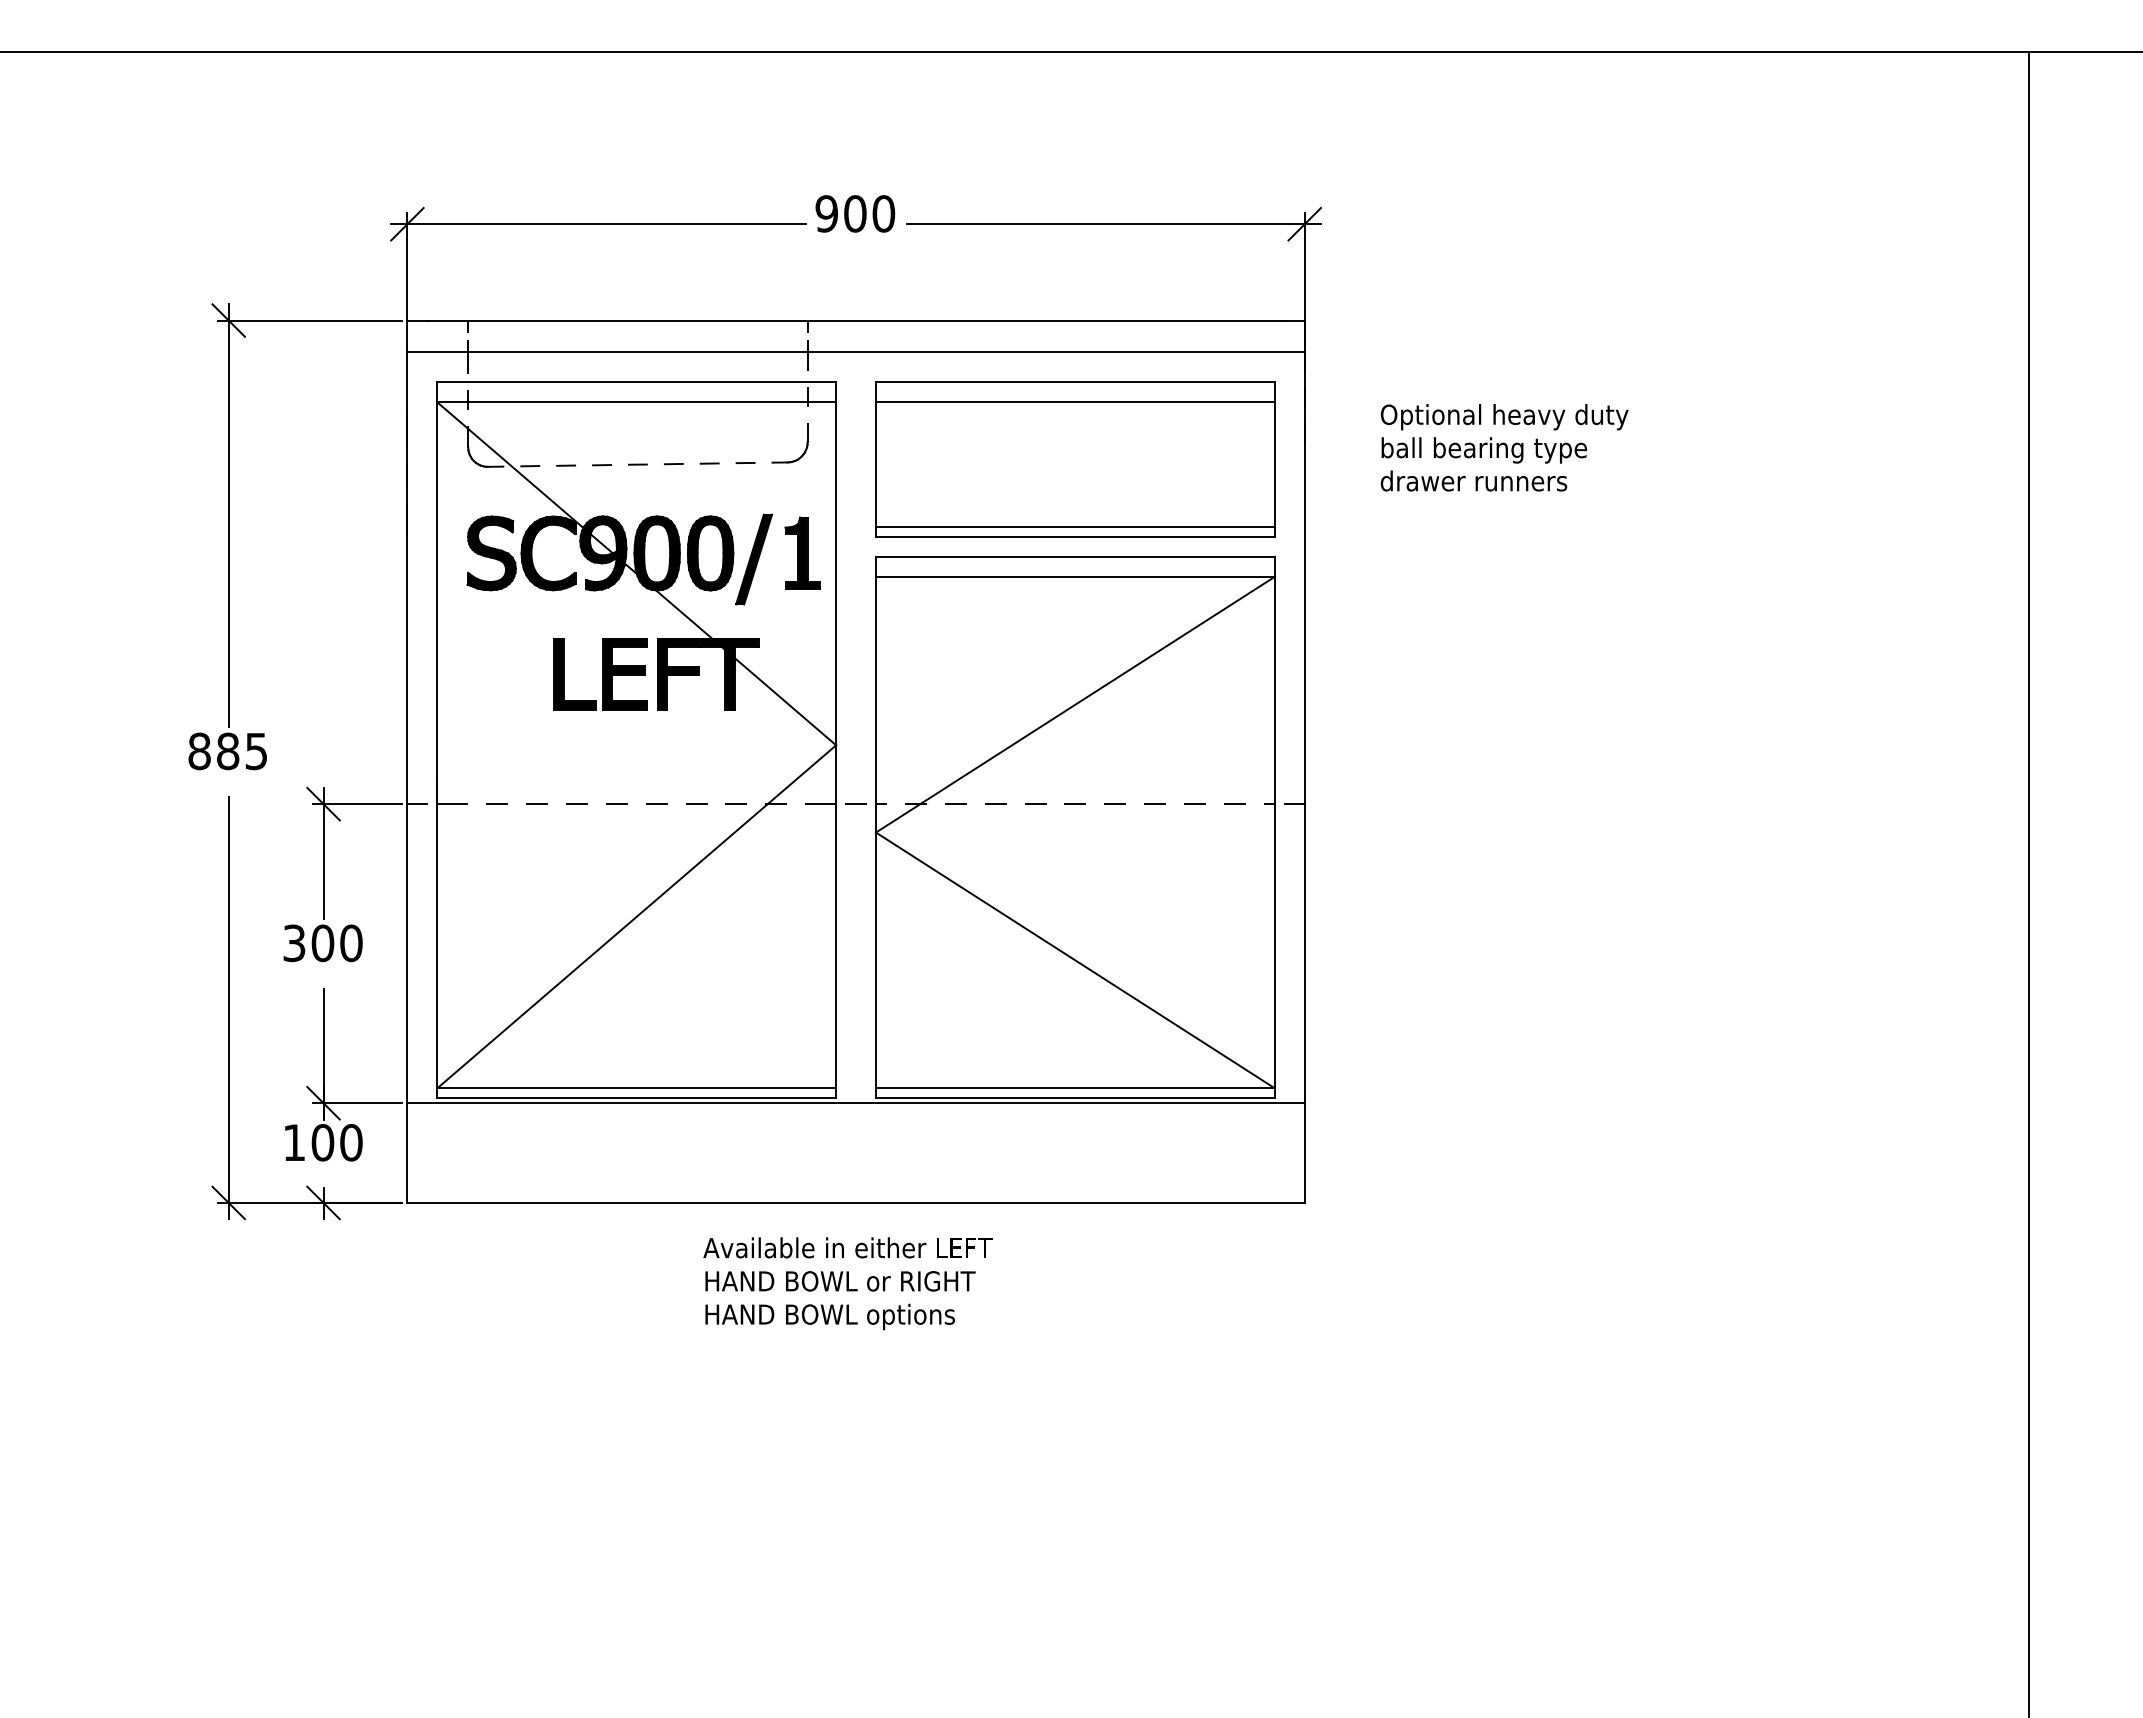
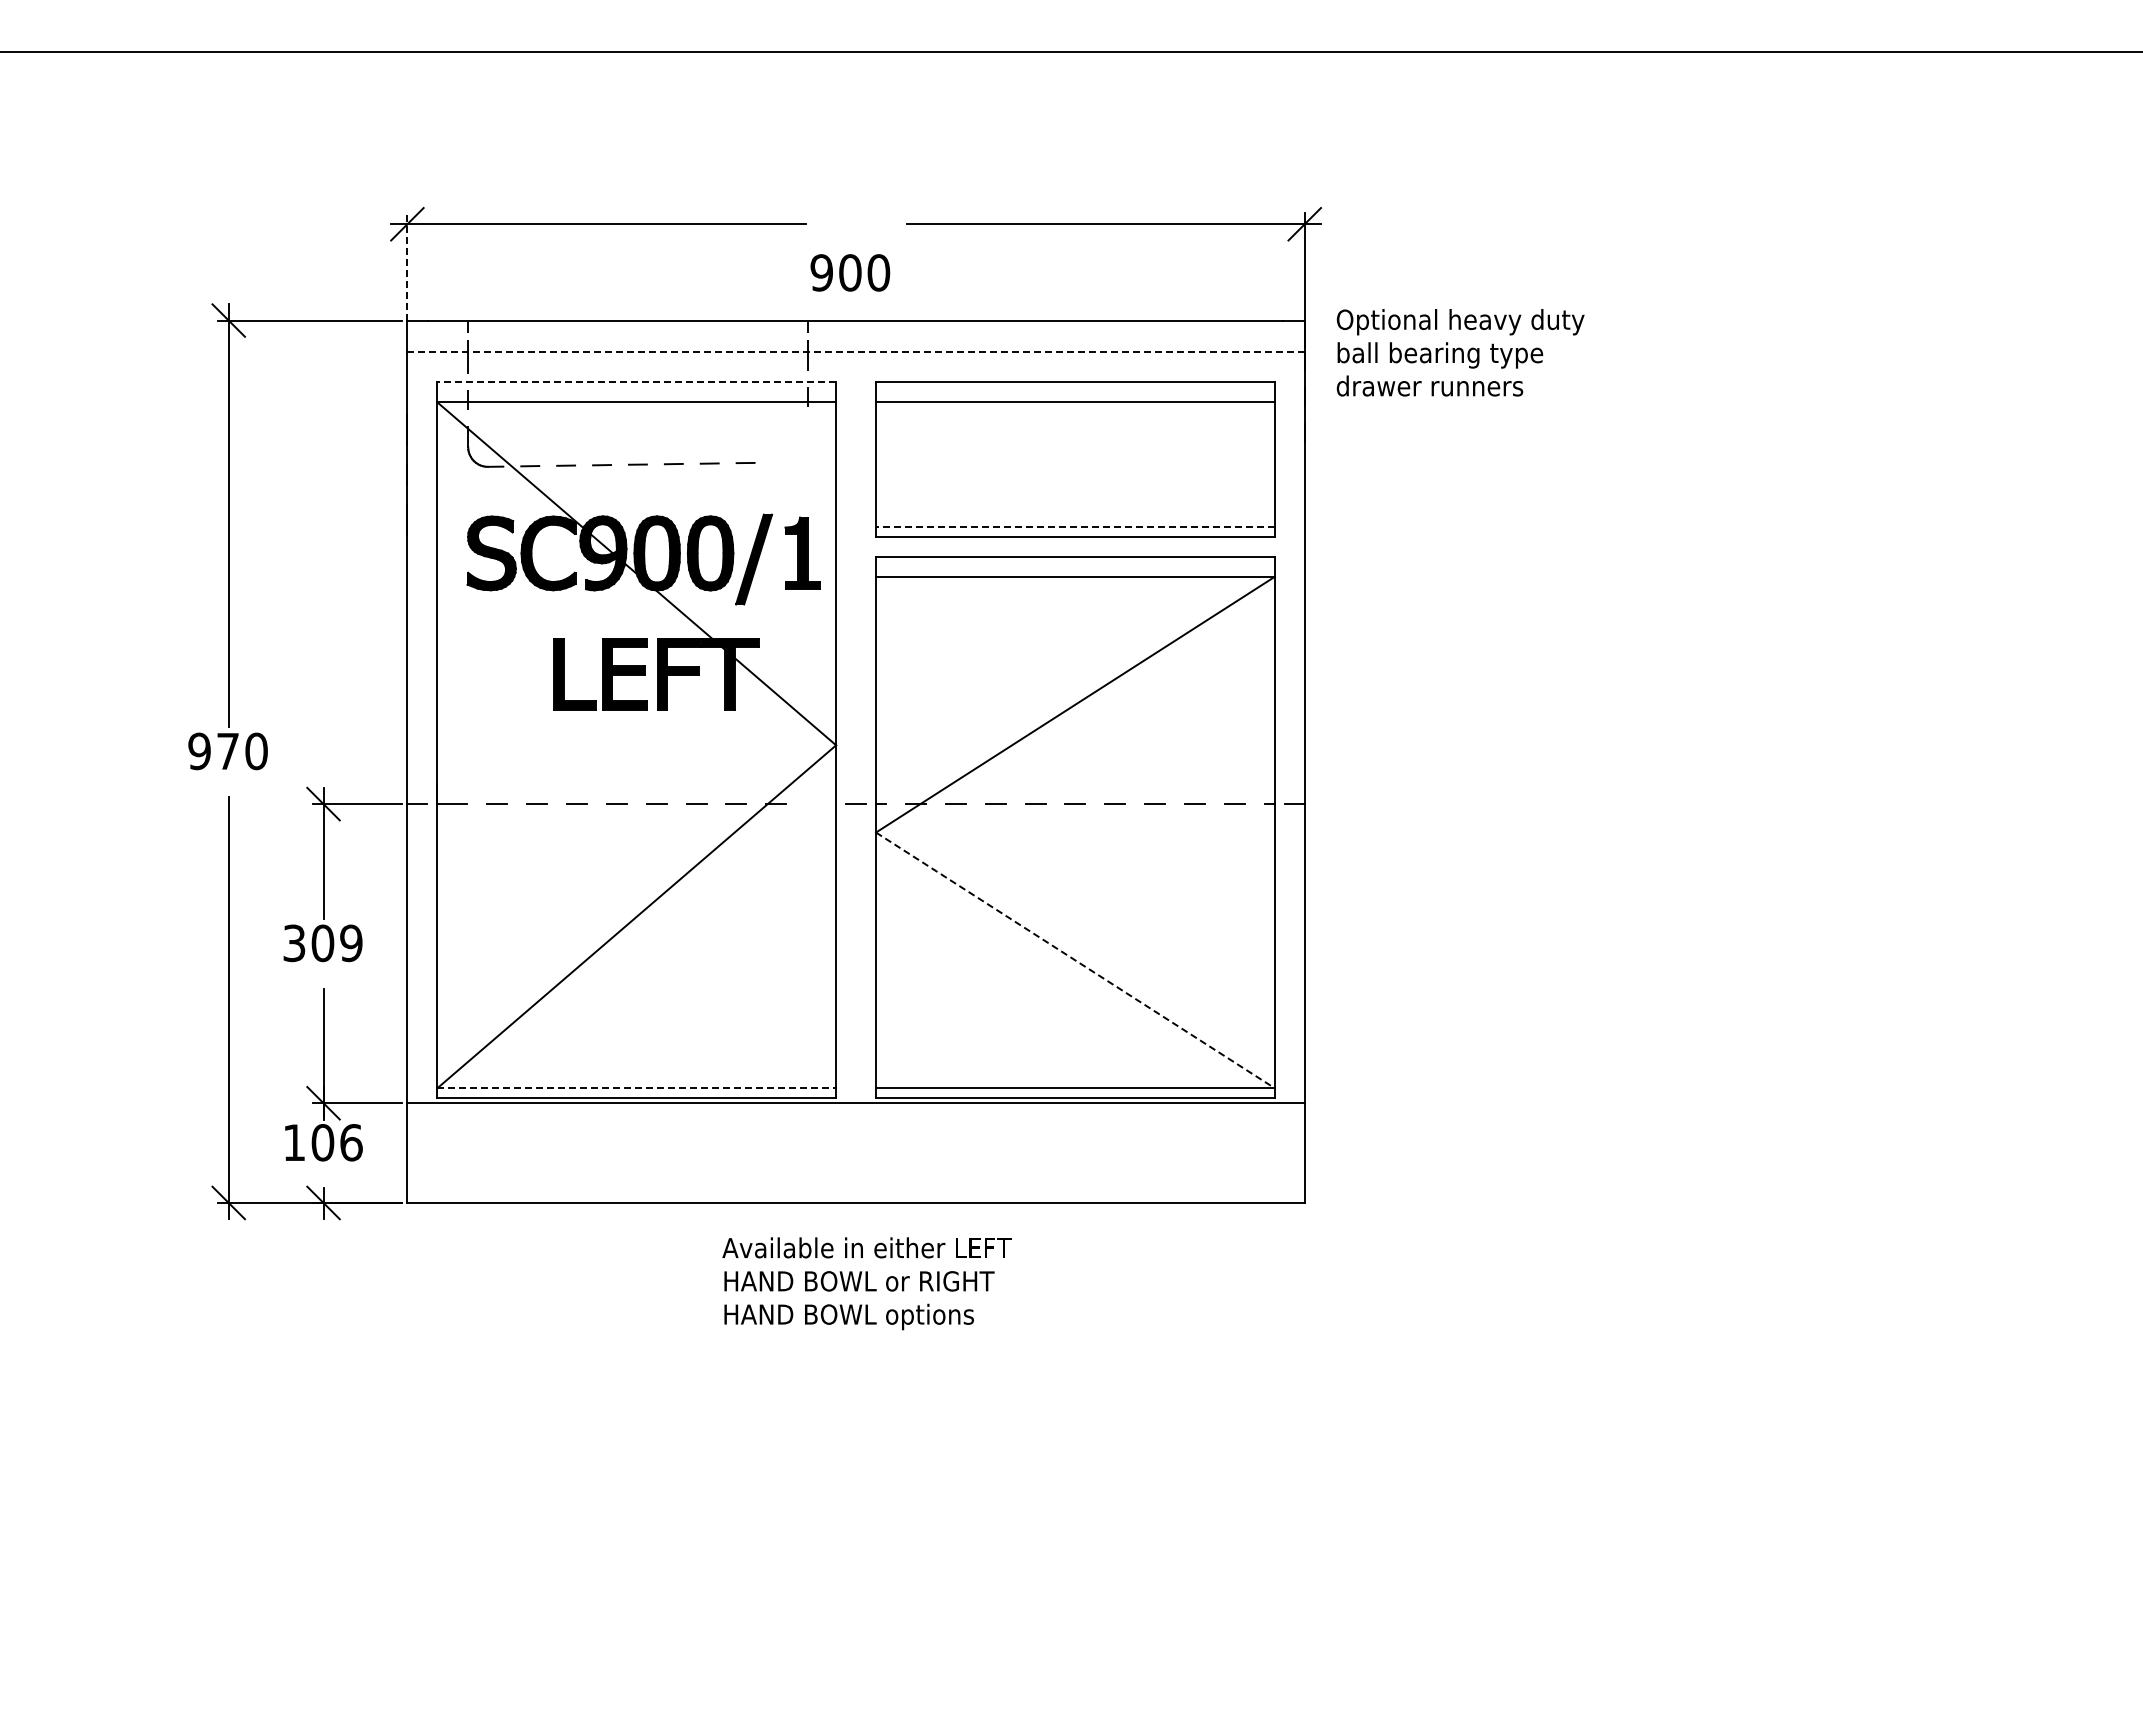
text position: (855, 213) -> (850, 272) (850, 272)
line: solid -> dashed (407, 266)
line: solid -> dashed (856, 352)
line: solid -> dashed (636, 382)
text position: (1504, 447) -> (1460, 352) (1460, 352)
part: present -> none (802, 453)
line: solid -> dashed (1074, 526)
text: 885 -> 970 (227, 751)
line: present -> none (821, 804)
line: present -> none (2029, 882)
text: 300 -> 309 (351, 943)
line: solid -> dashed (1075, 960)
line: solid -> dashed (637, 1088)
text: 100 -> 106 (351, 1142)
text position: (847, 1283) -> (866, 1283) (866, 1283)
